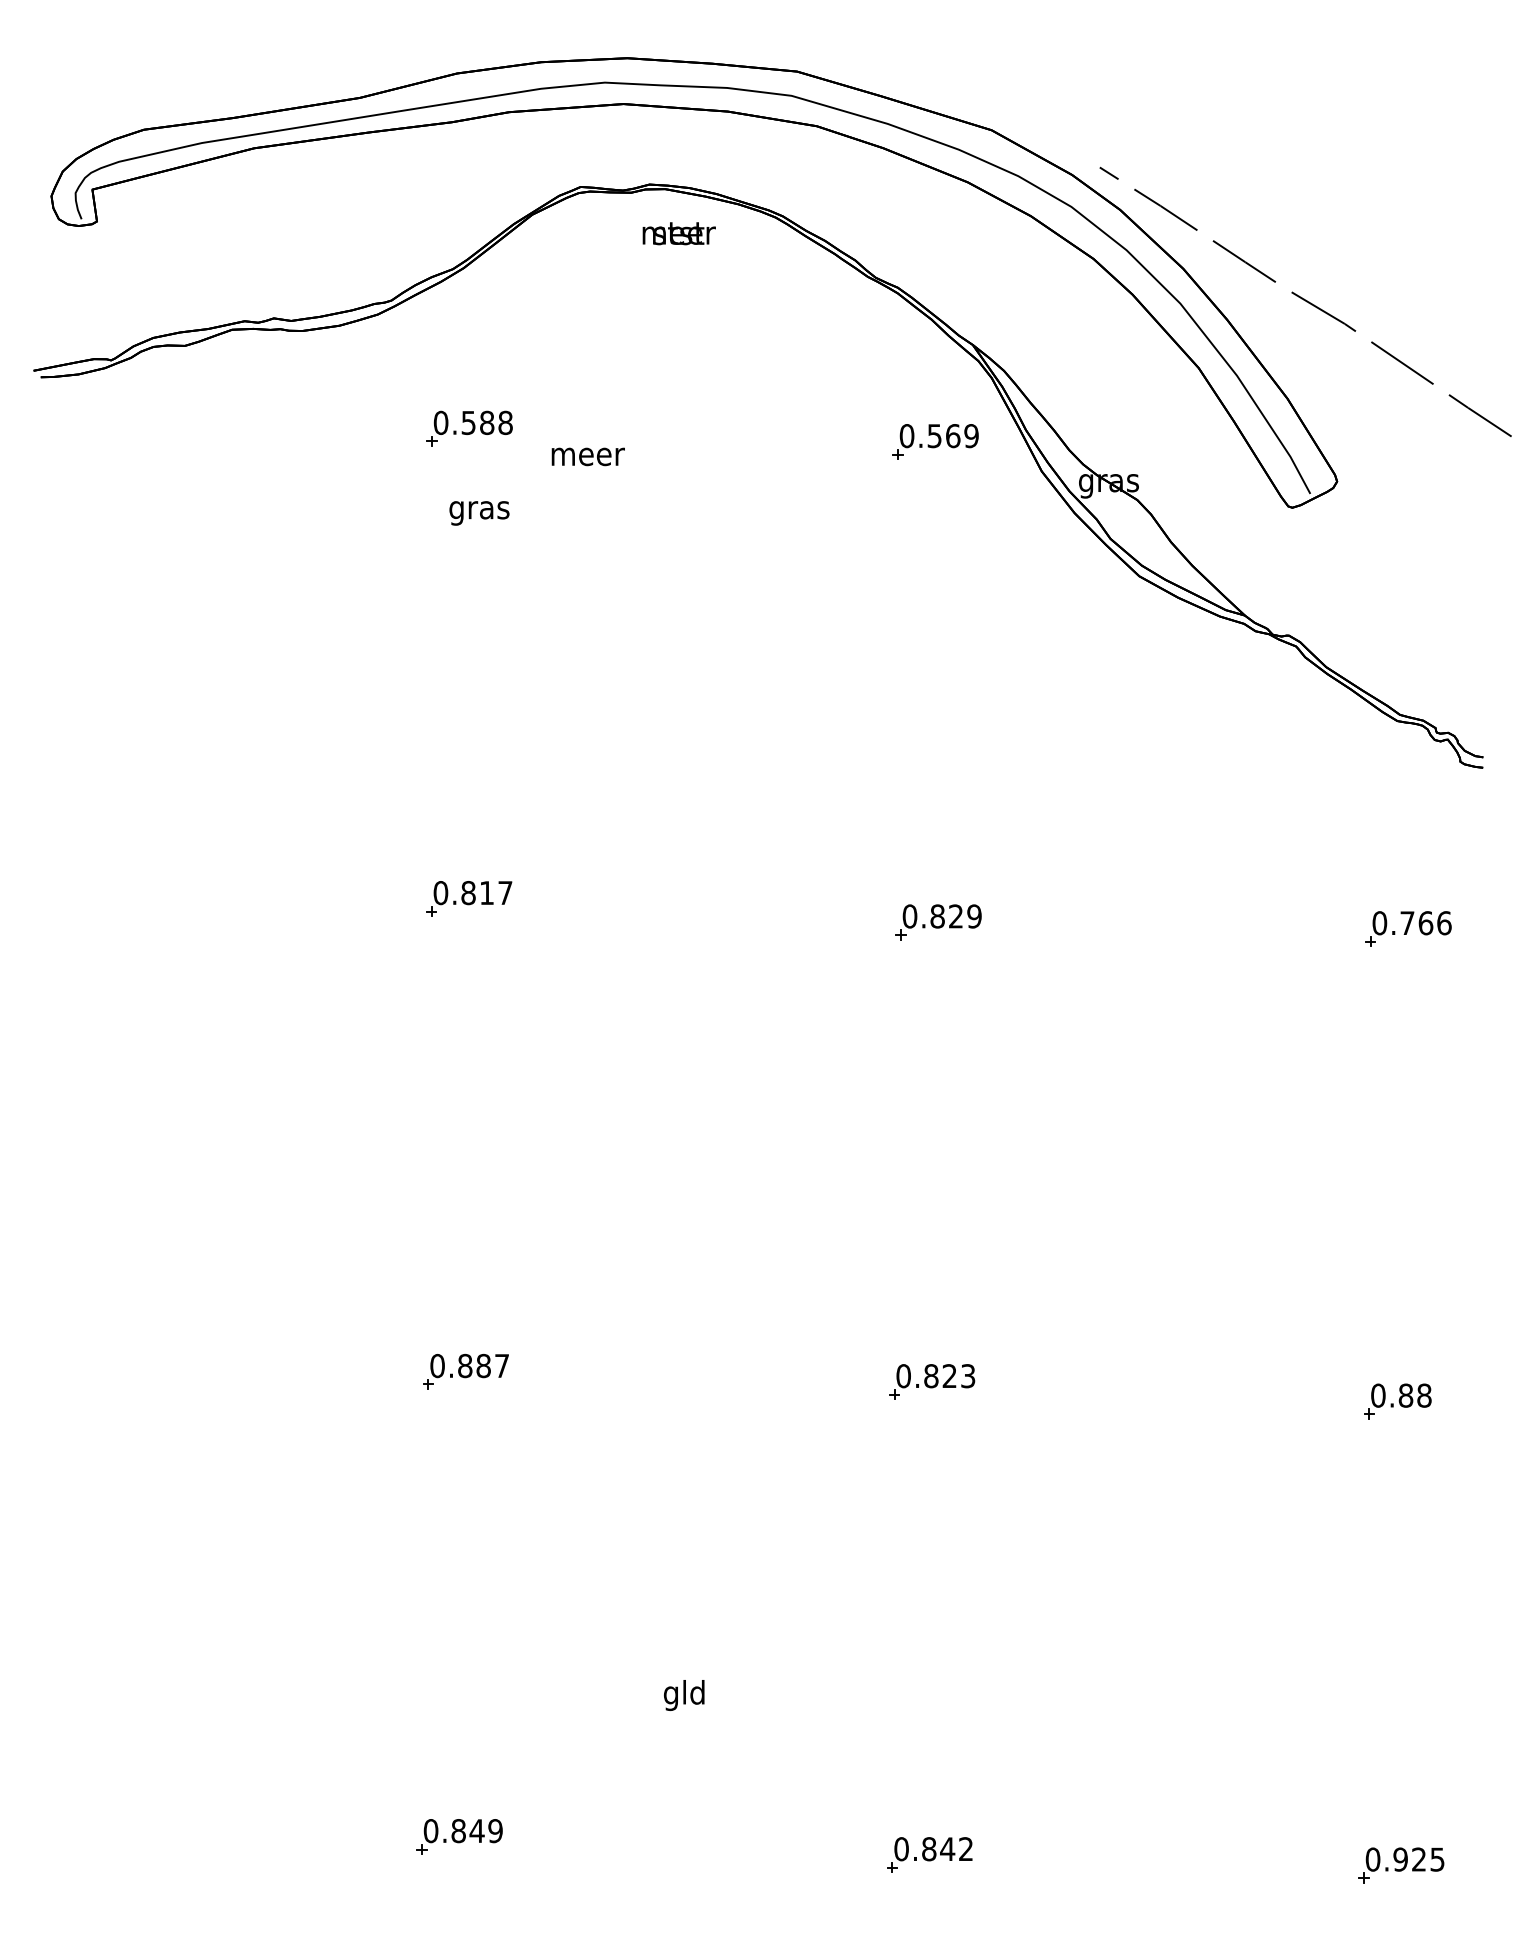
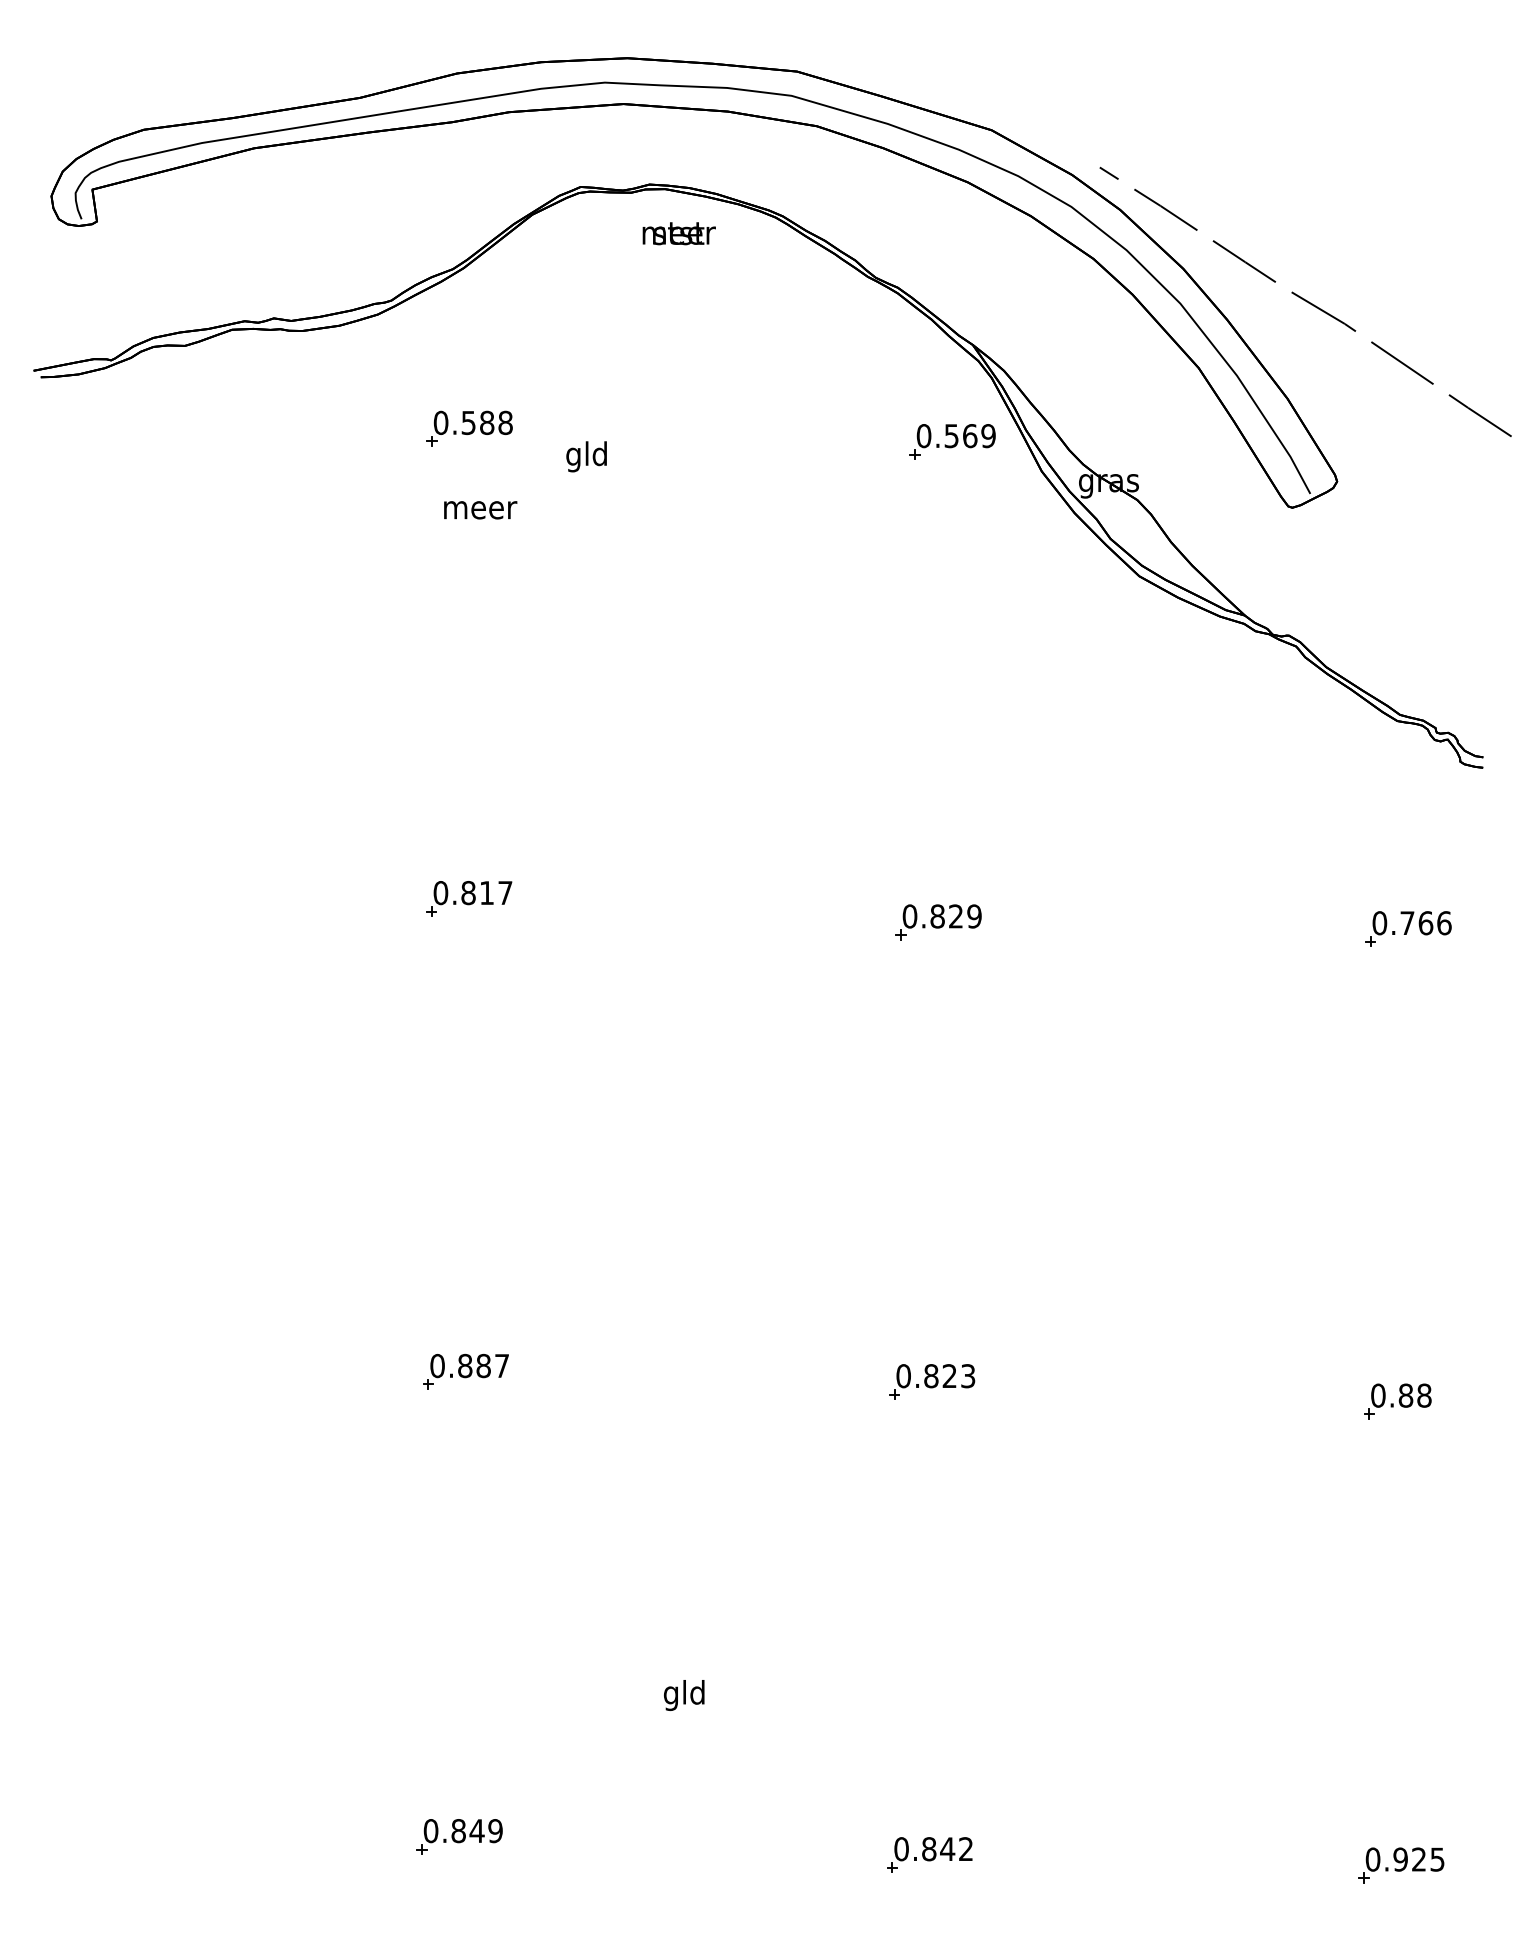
part position: (935, 441) -> (952, 441) (952, 441)
text: meer -> gld (587, 456)
text: gras -> meer (480, 513)
